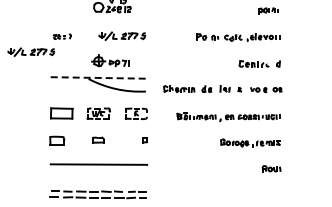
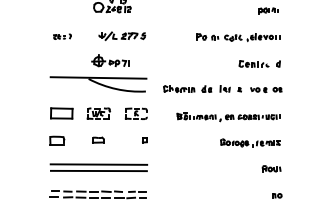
part: present -> none (31, 52)
line: dashed -> solid (98, 77)
line: none -> present (98, 170)
part: none -> present (277, 195)
